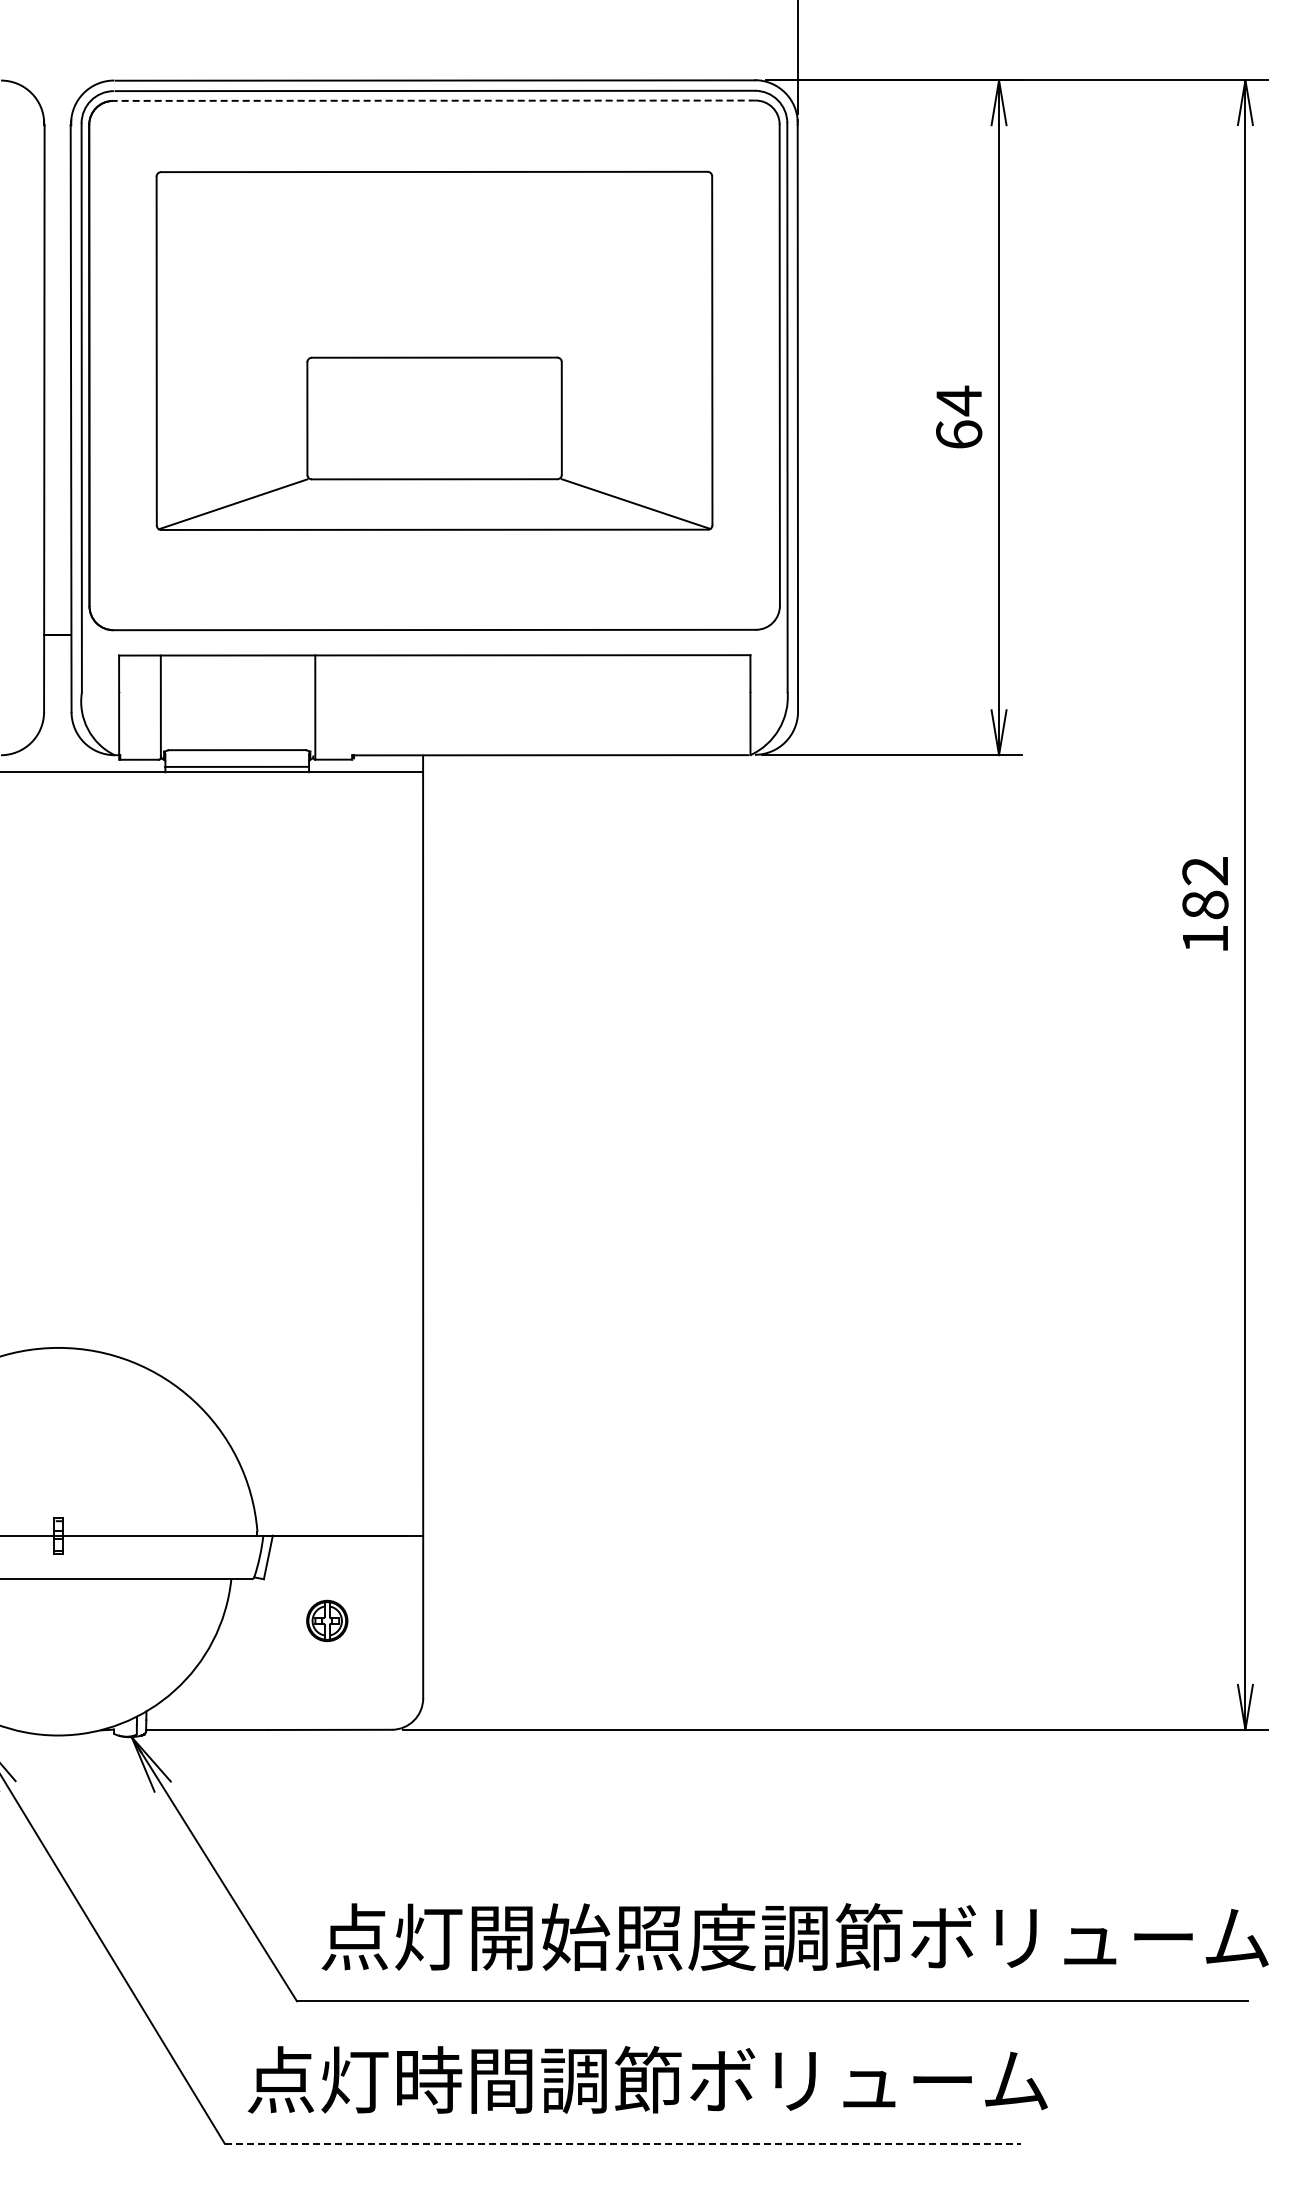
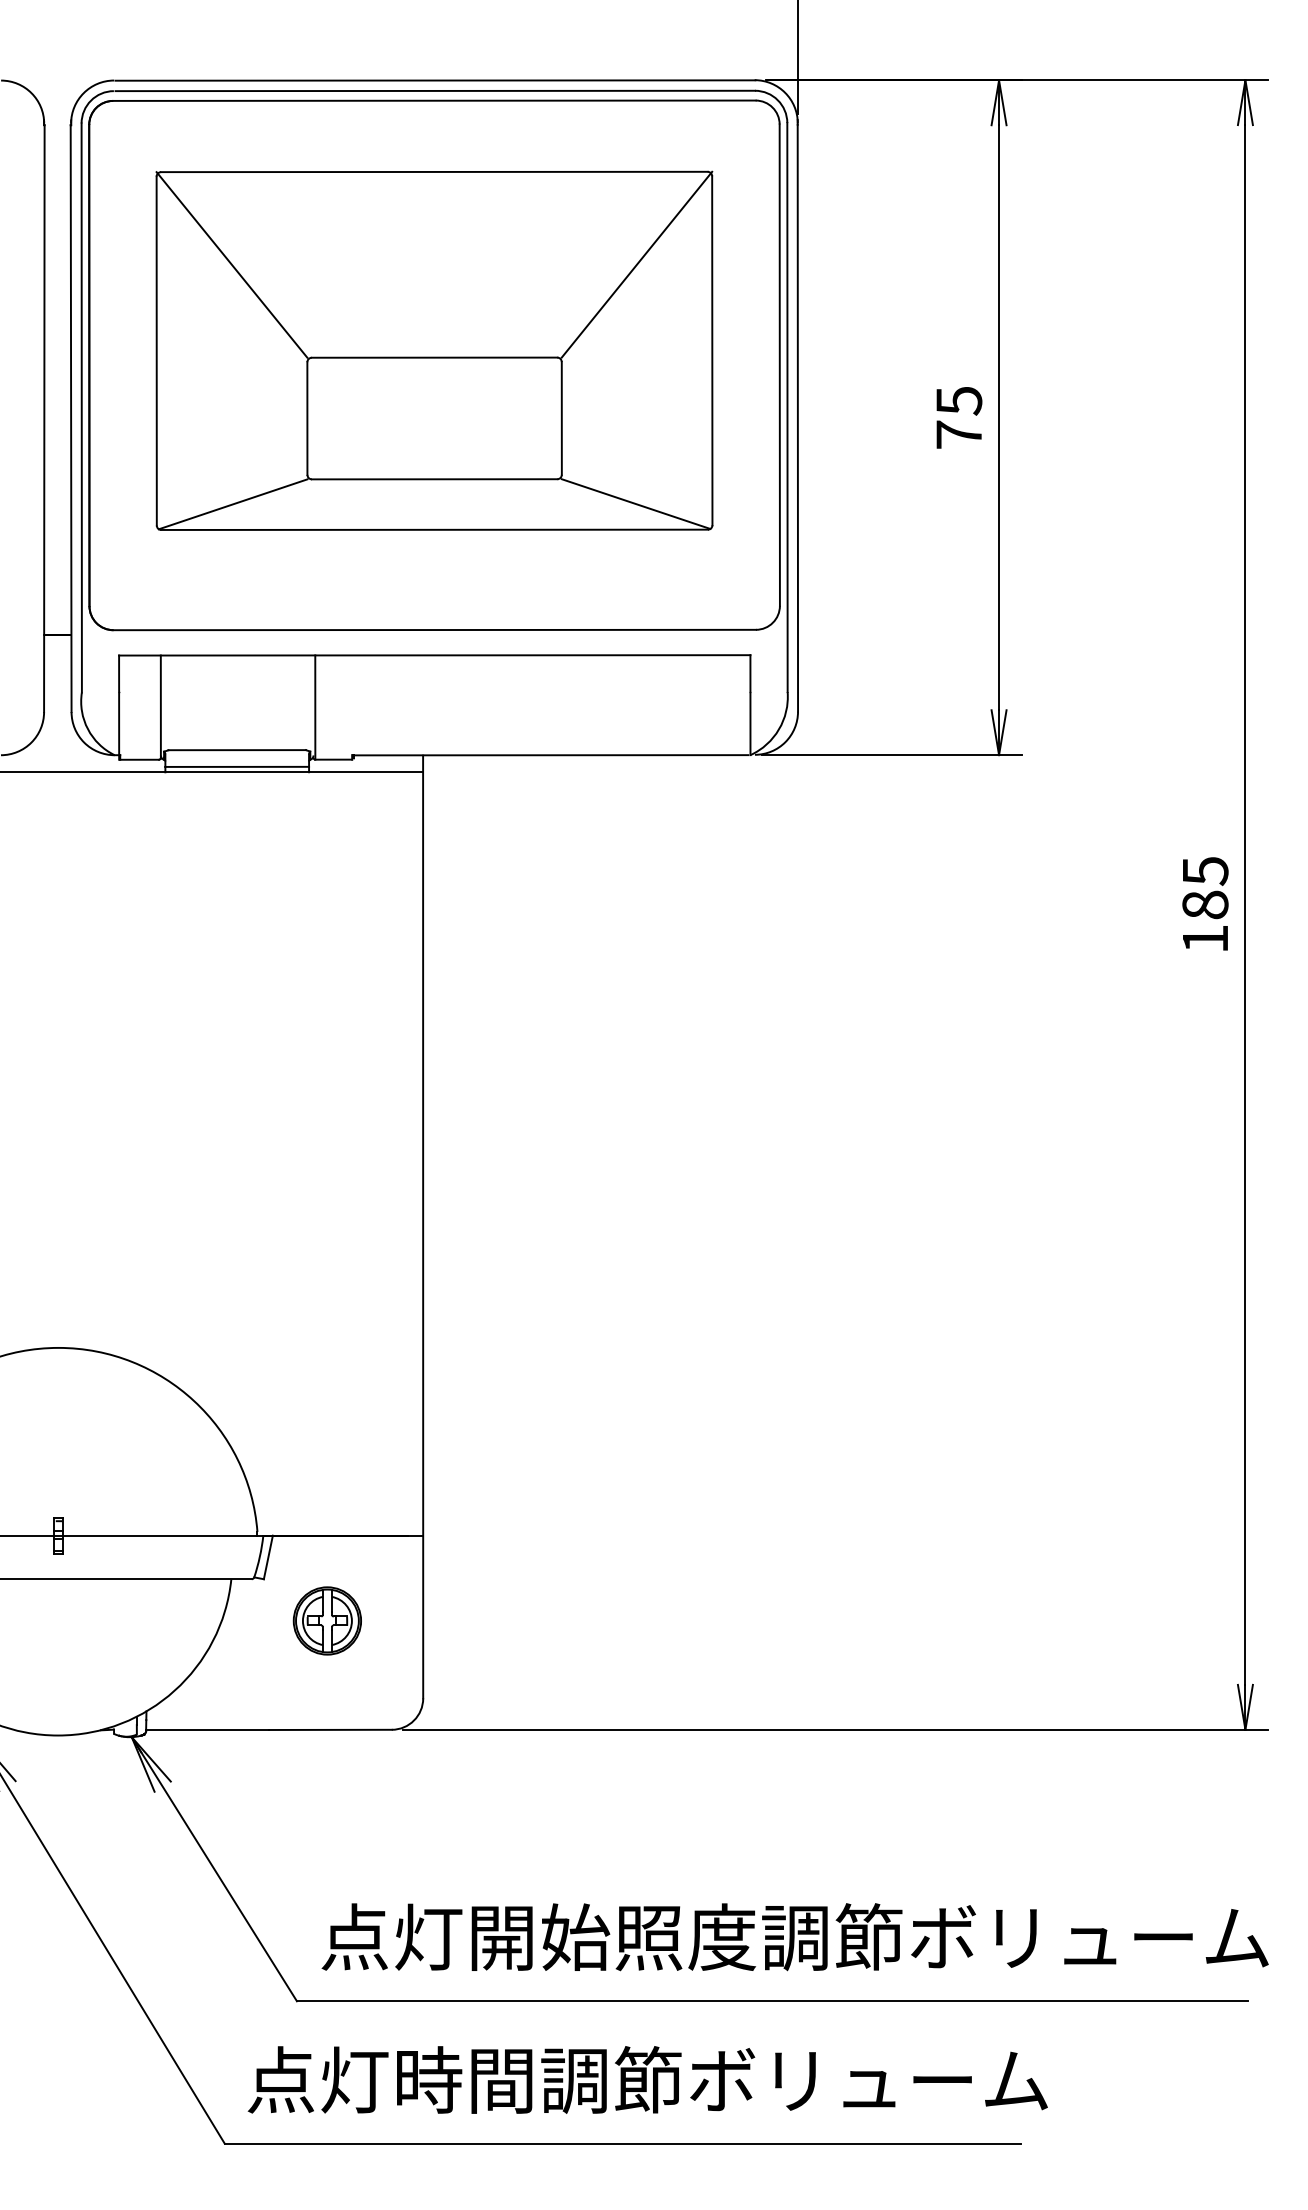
line: dashed -> solid (433, 100)
line: none -> present (231, 264)
line: none -> present (636, 264)
text: 64 -> 75 (959, 416)
text: 182 -> 185 (1205, 871)
part size: 43x44 px -> 70x70 px (326, 1620)
line: dashed -> solid (623, 2143)
